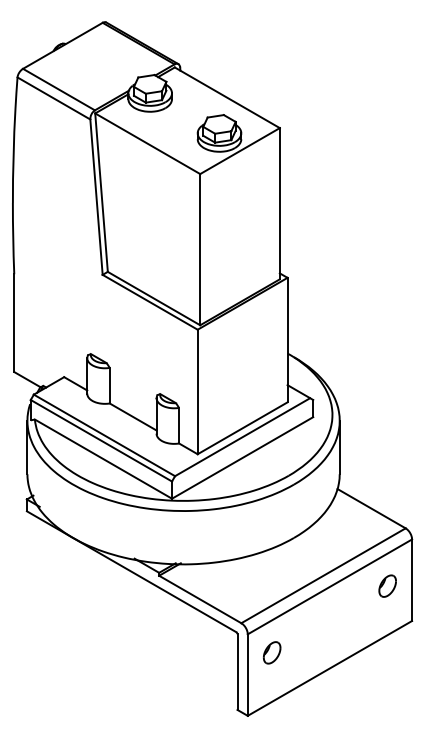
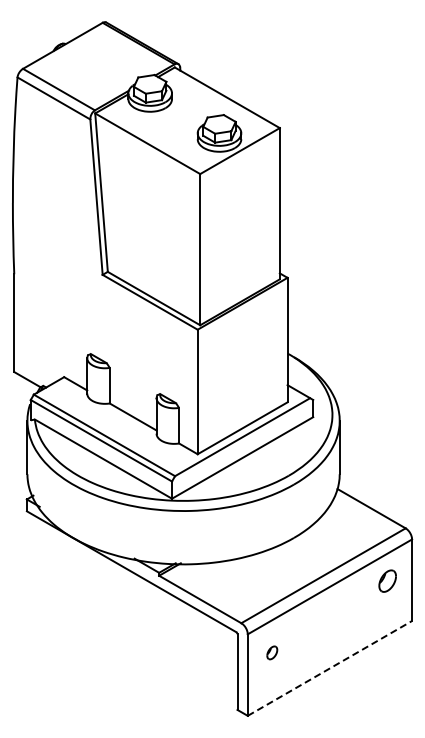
part position: (387, 585) -> (387, 580) (387, 580)
part size: 19x24 px -> 13x16 px (272, 652)
line: solid -> dashed (329, 668)
